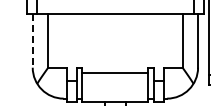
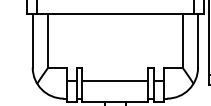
line: dashed -> solid (32, 40)
line position: (115, 73) -> (115, 81) (115, 81)
